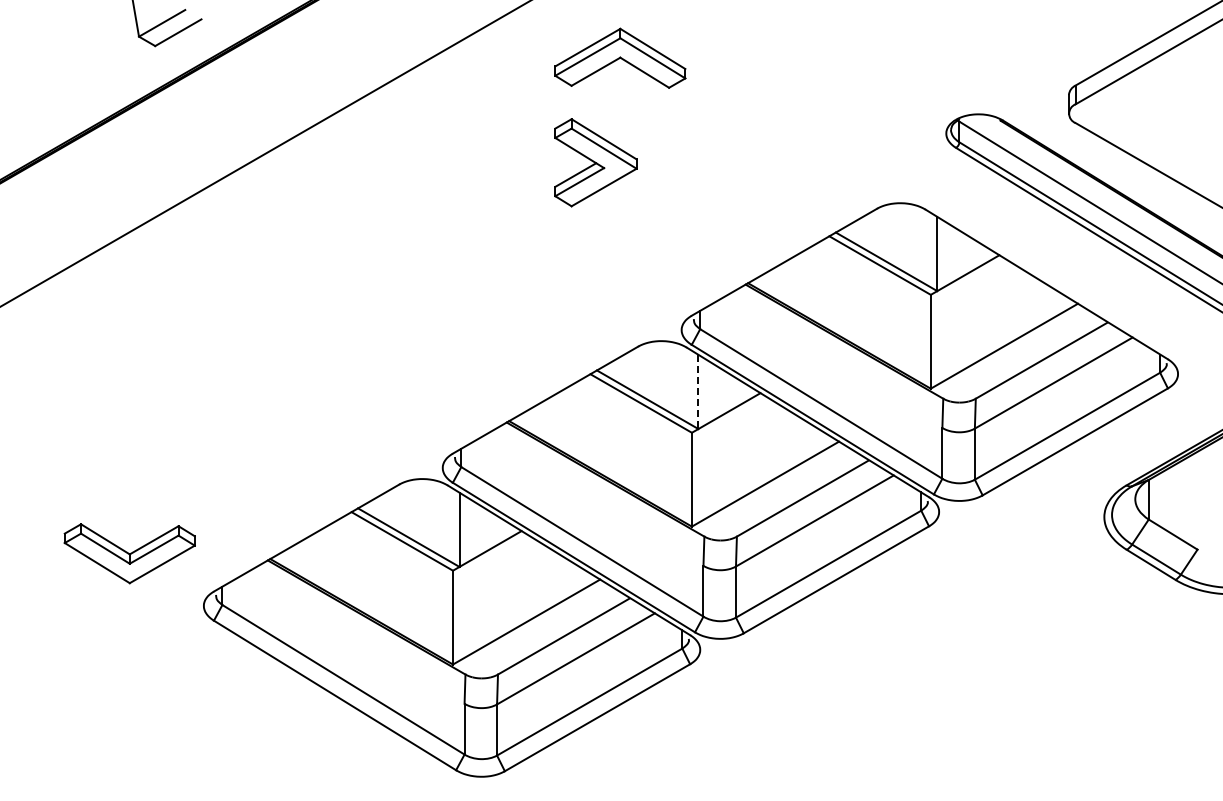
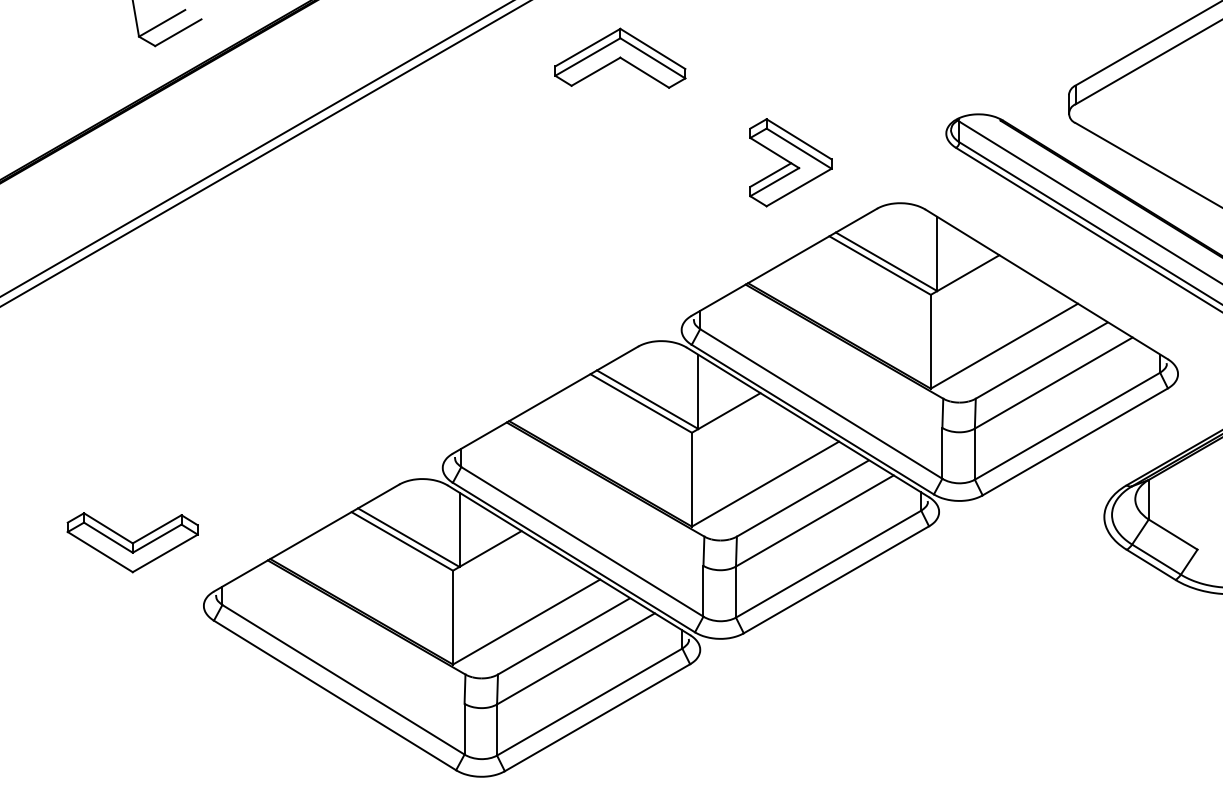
line: none -> present (256, 148)
part position: (595, 162) -> (790, 162) (790, 162)
line: dashed -> solid (698, 392)
part position: (129, 553) -> (132, 542) (132, 542)
